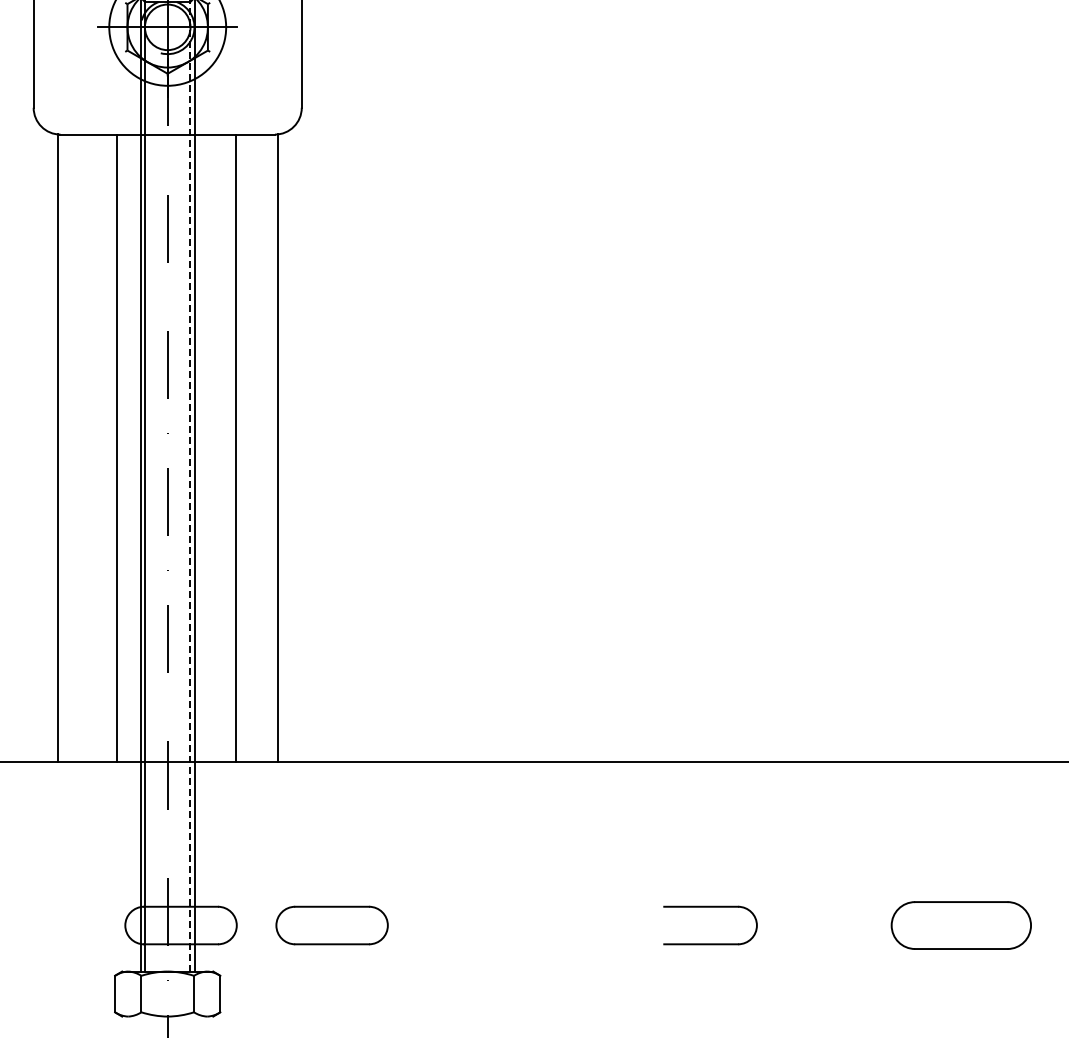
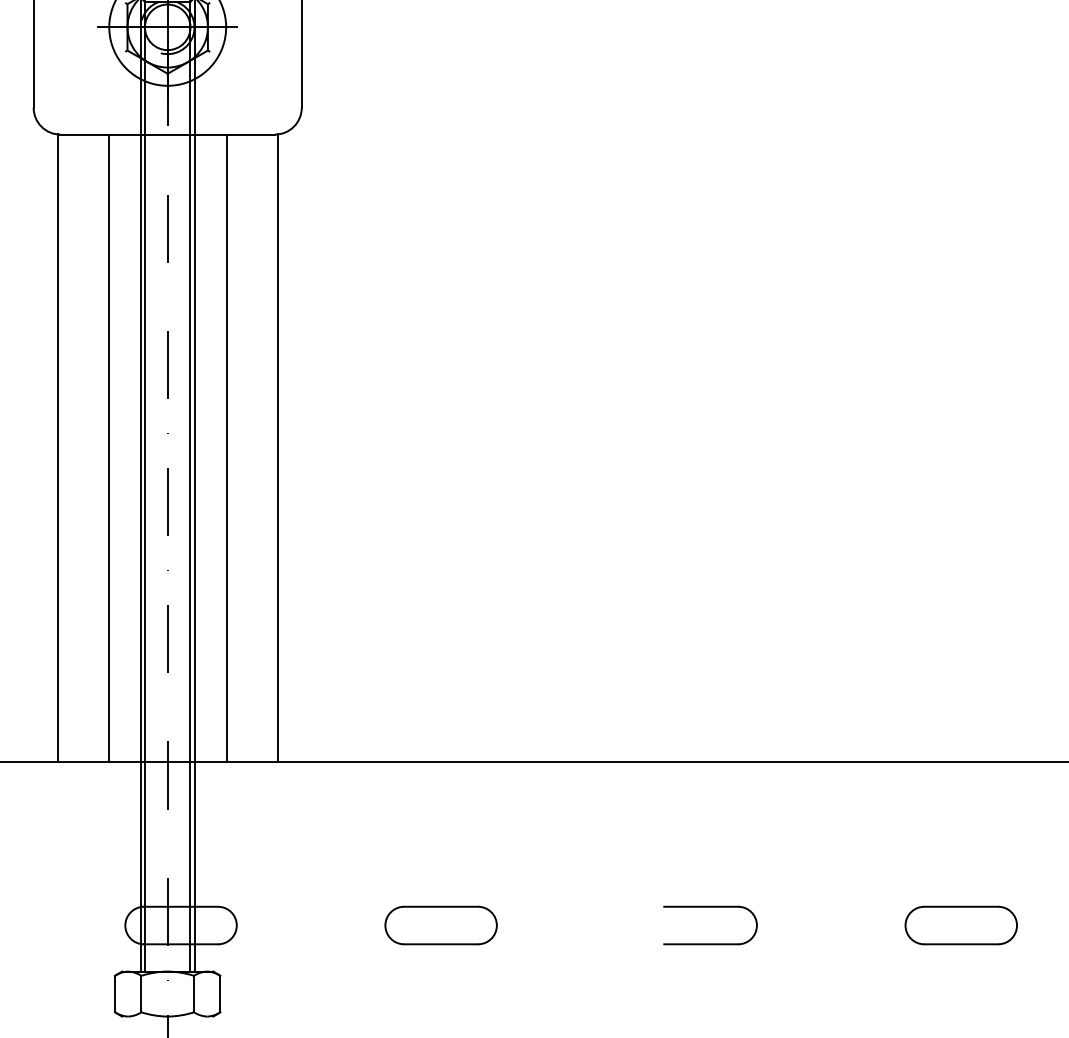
line position: (116, 447) -> (108, 447) (108, 447)
line position: (235, 447) -> (226, 447) (226, 447)
line: dashed -> solid (190, 485)
part position: (331, 925) -> (440, 925) (440, 925)
part size: 142x49 px -> 114x41 px (960, 925)
